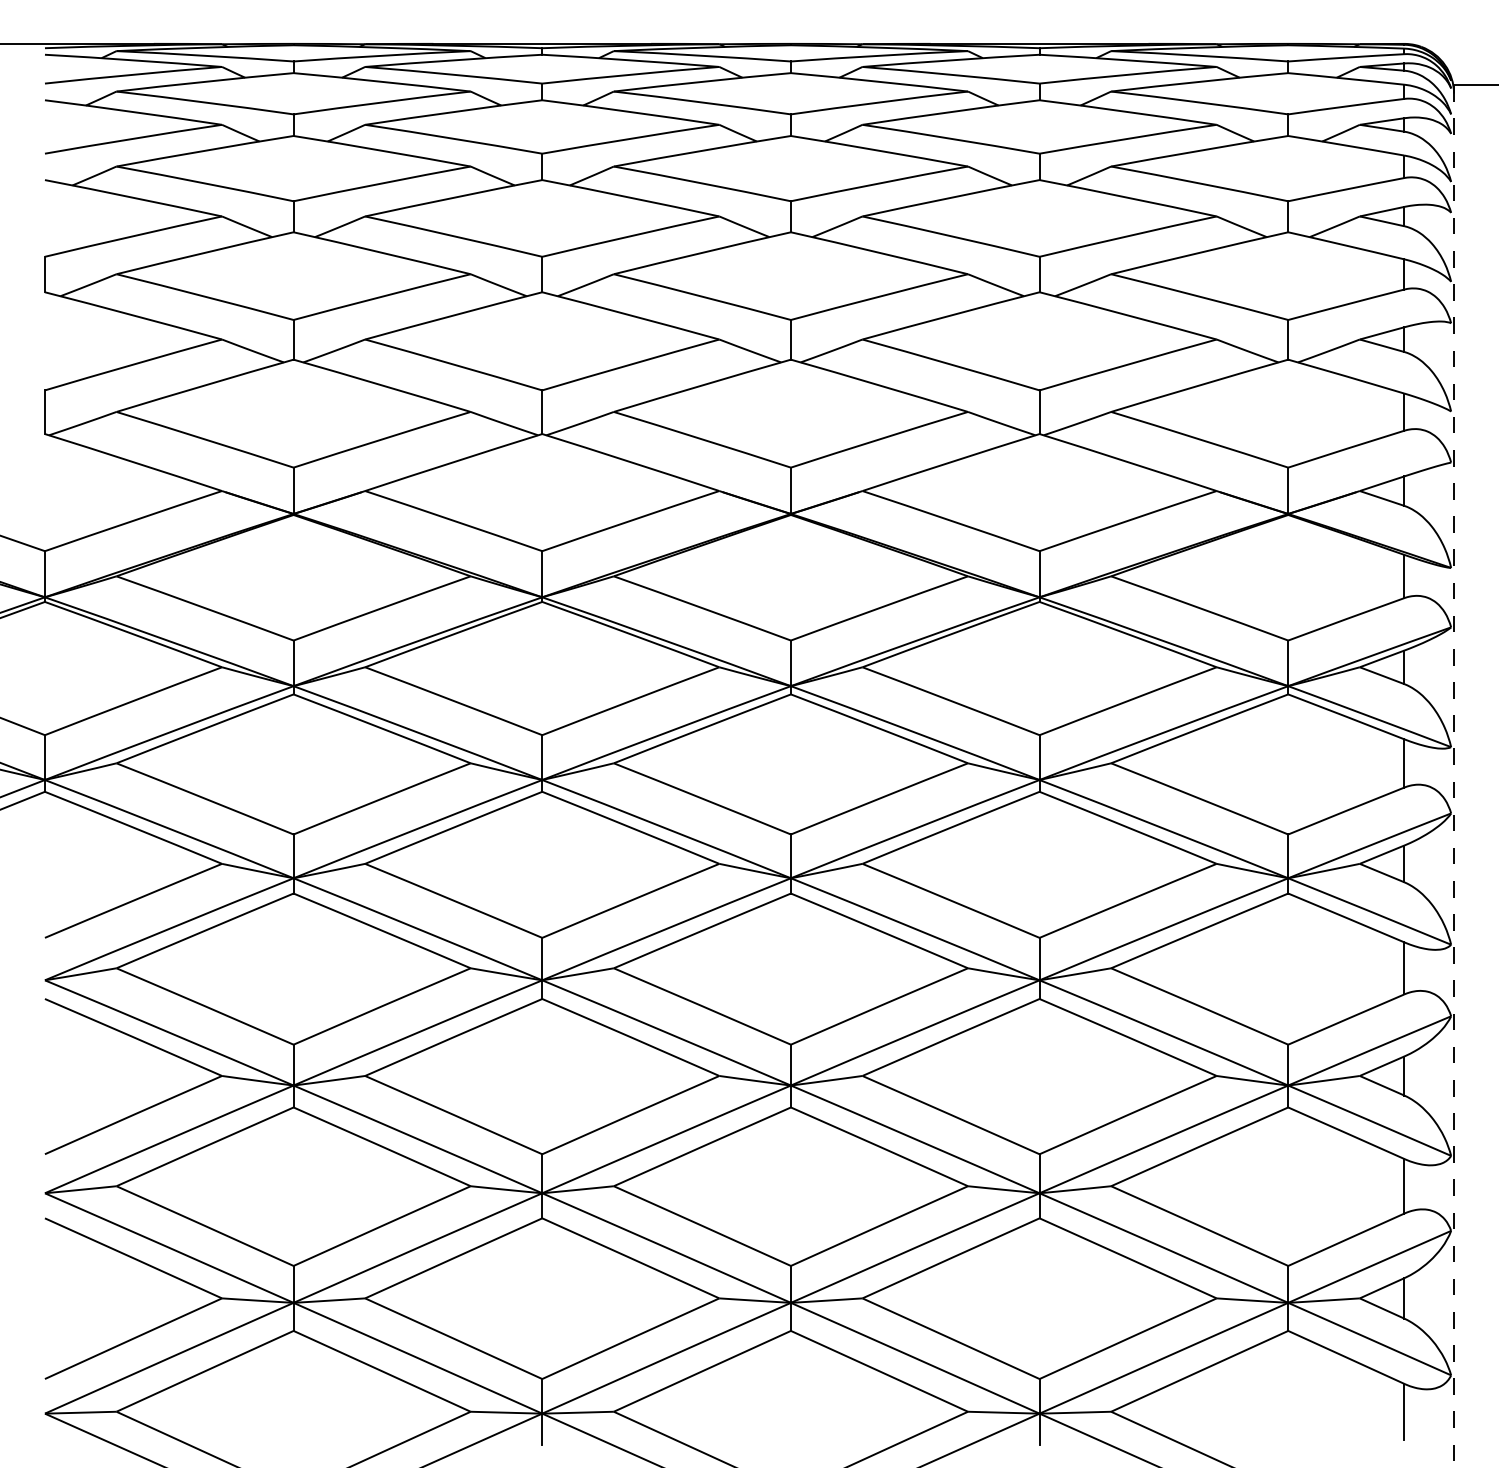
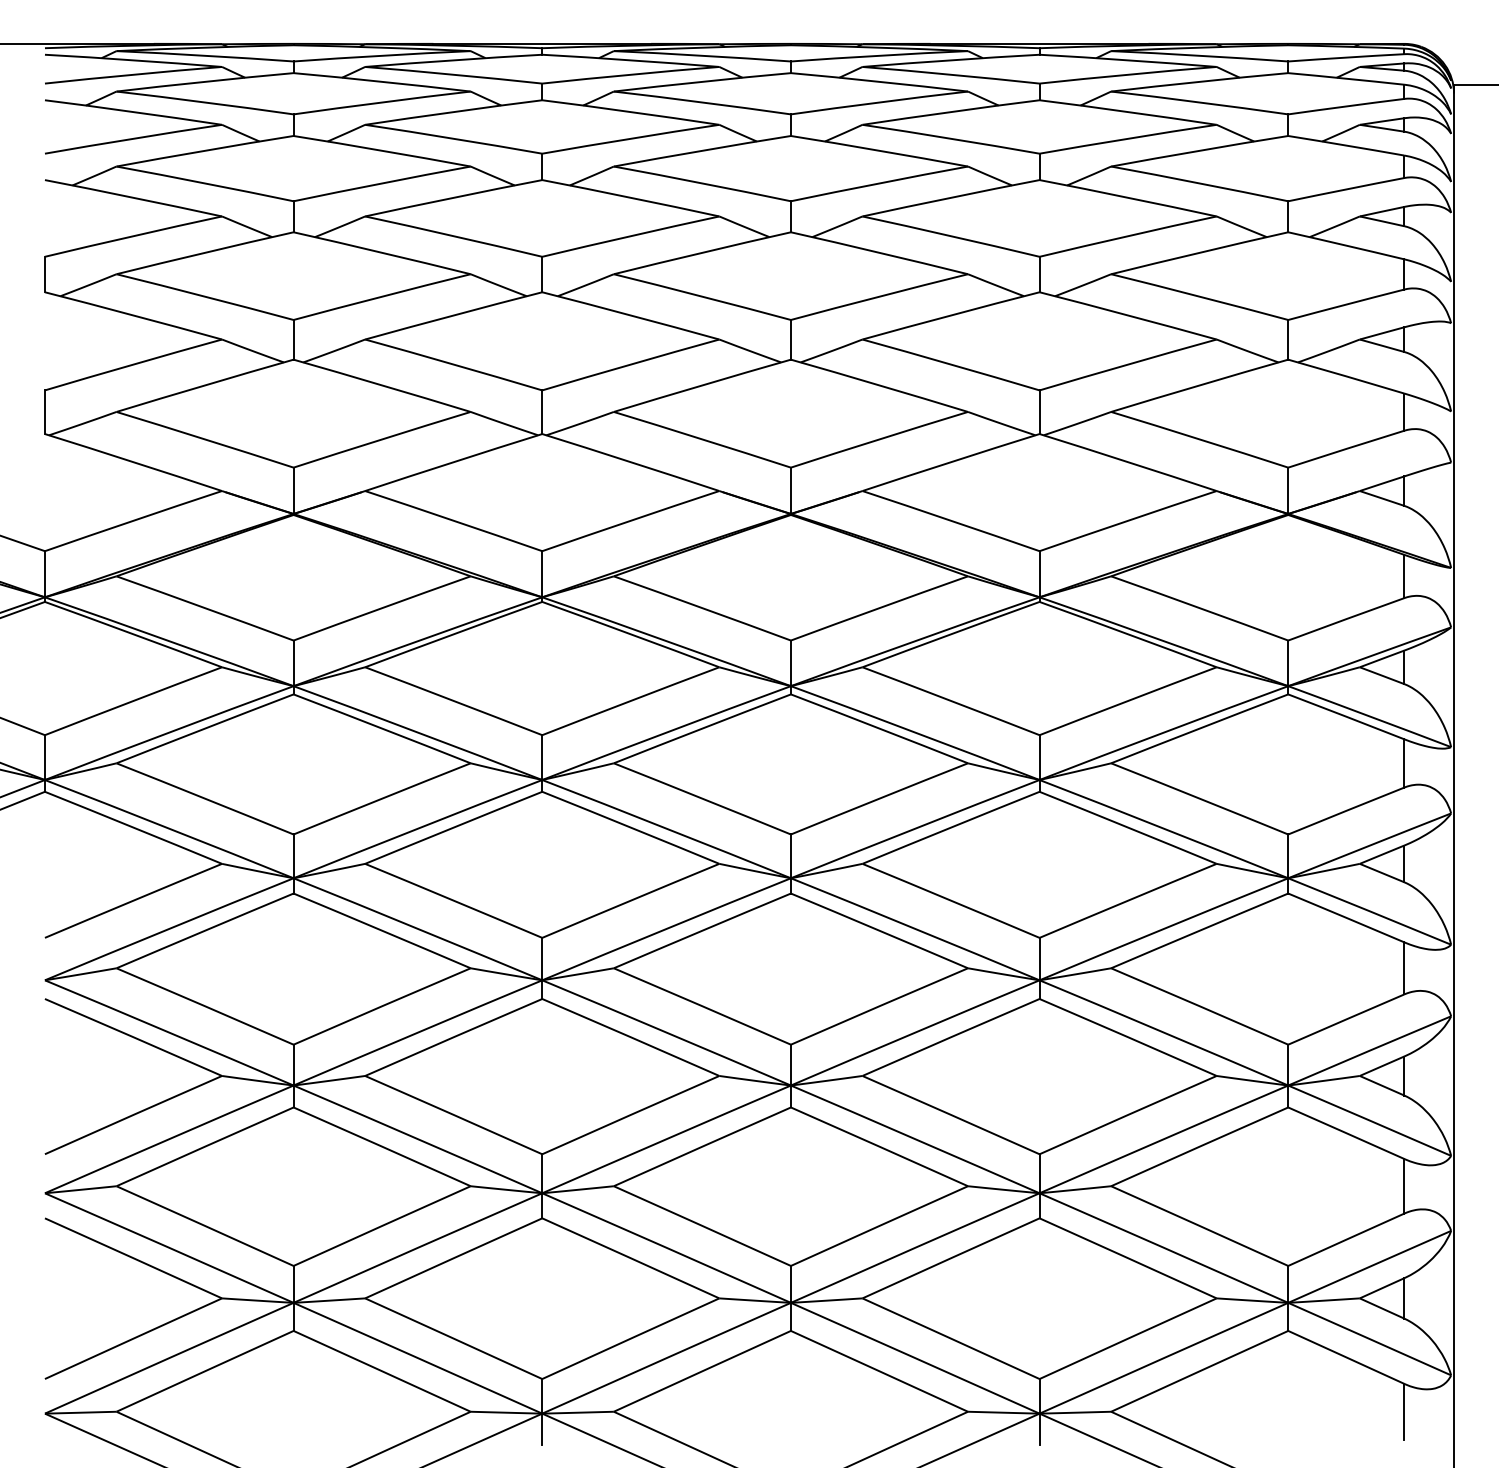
line: dashed -> solid (1454, 777)
